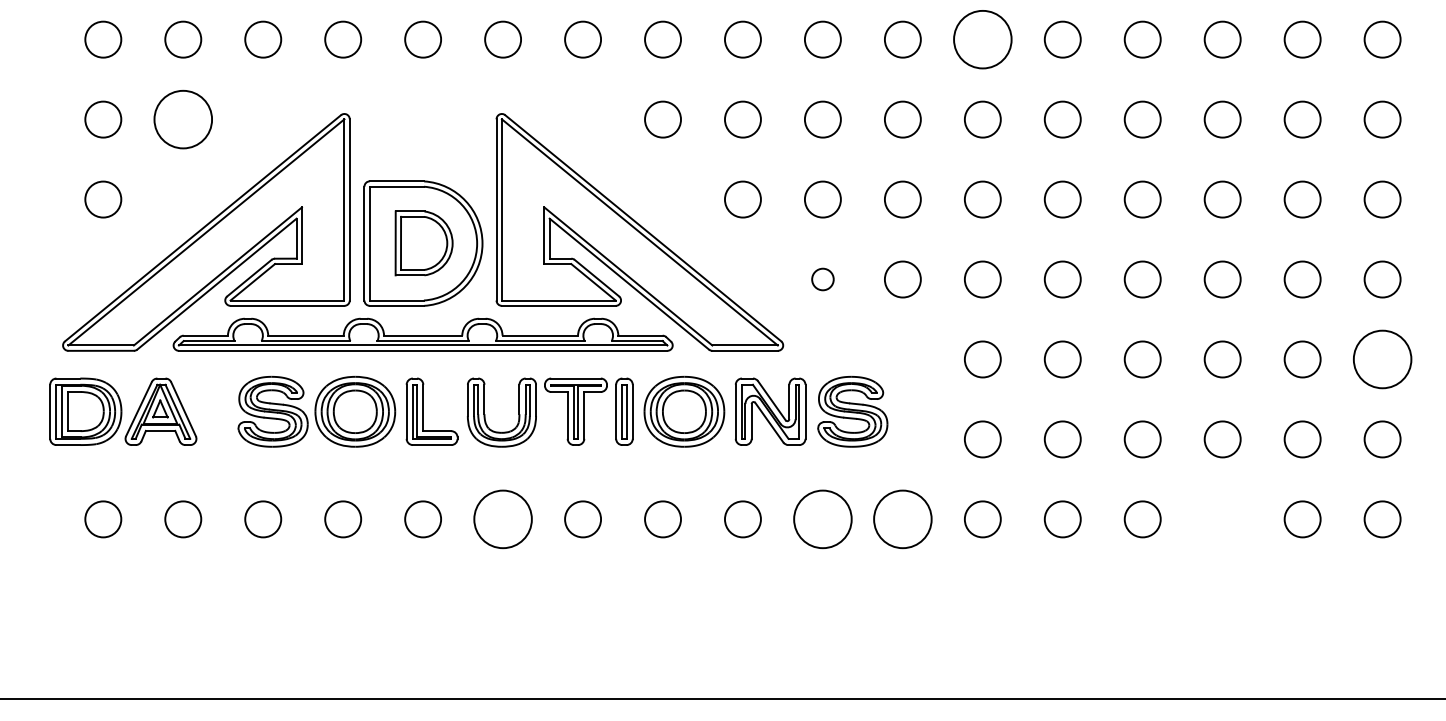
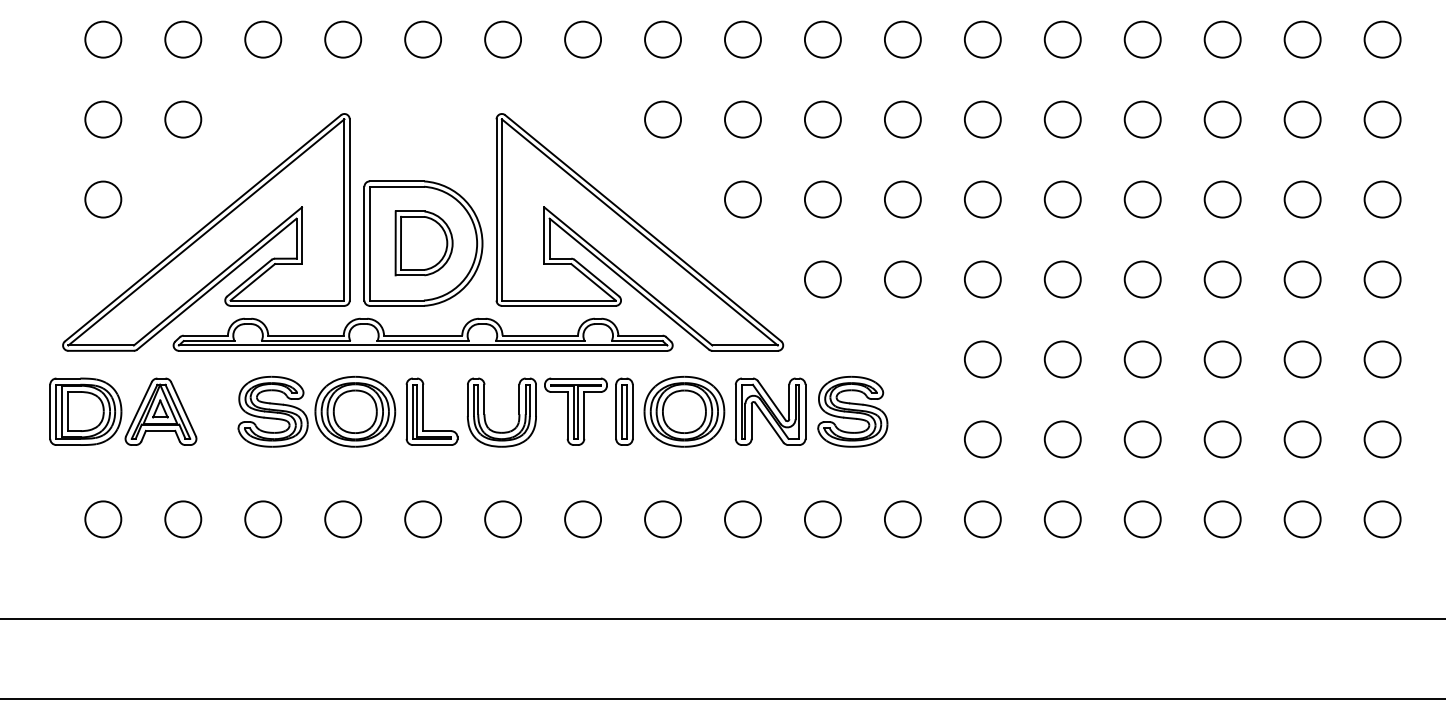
circle diameter: 58 px -> 36 px (982, 39)
circle diameter: 58 px -> 36 px (183, 119)
circle size: 24x25 px -> 38x39 px (822, 279)
circle diameter: 58 px -> 36 px (1382, 359)
circle diameter: 58 px -> 36 px (503, 519)
circle diameter: 58 px -> 36 px (822, 519)
circle diameter: 58 px -> 36 px (902, 519)
circle: none -> present (1222, 519)
line: none -> present (722, 619)
